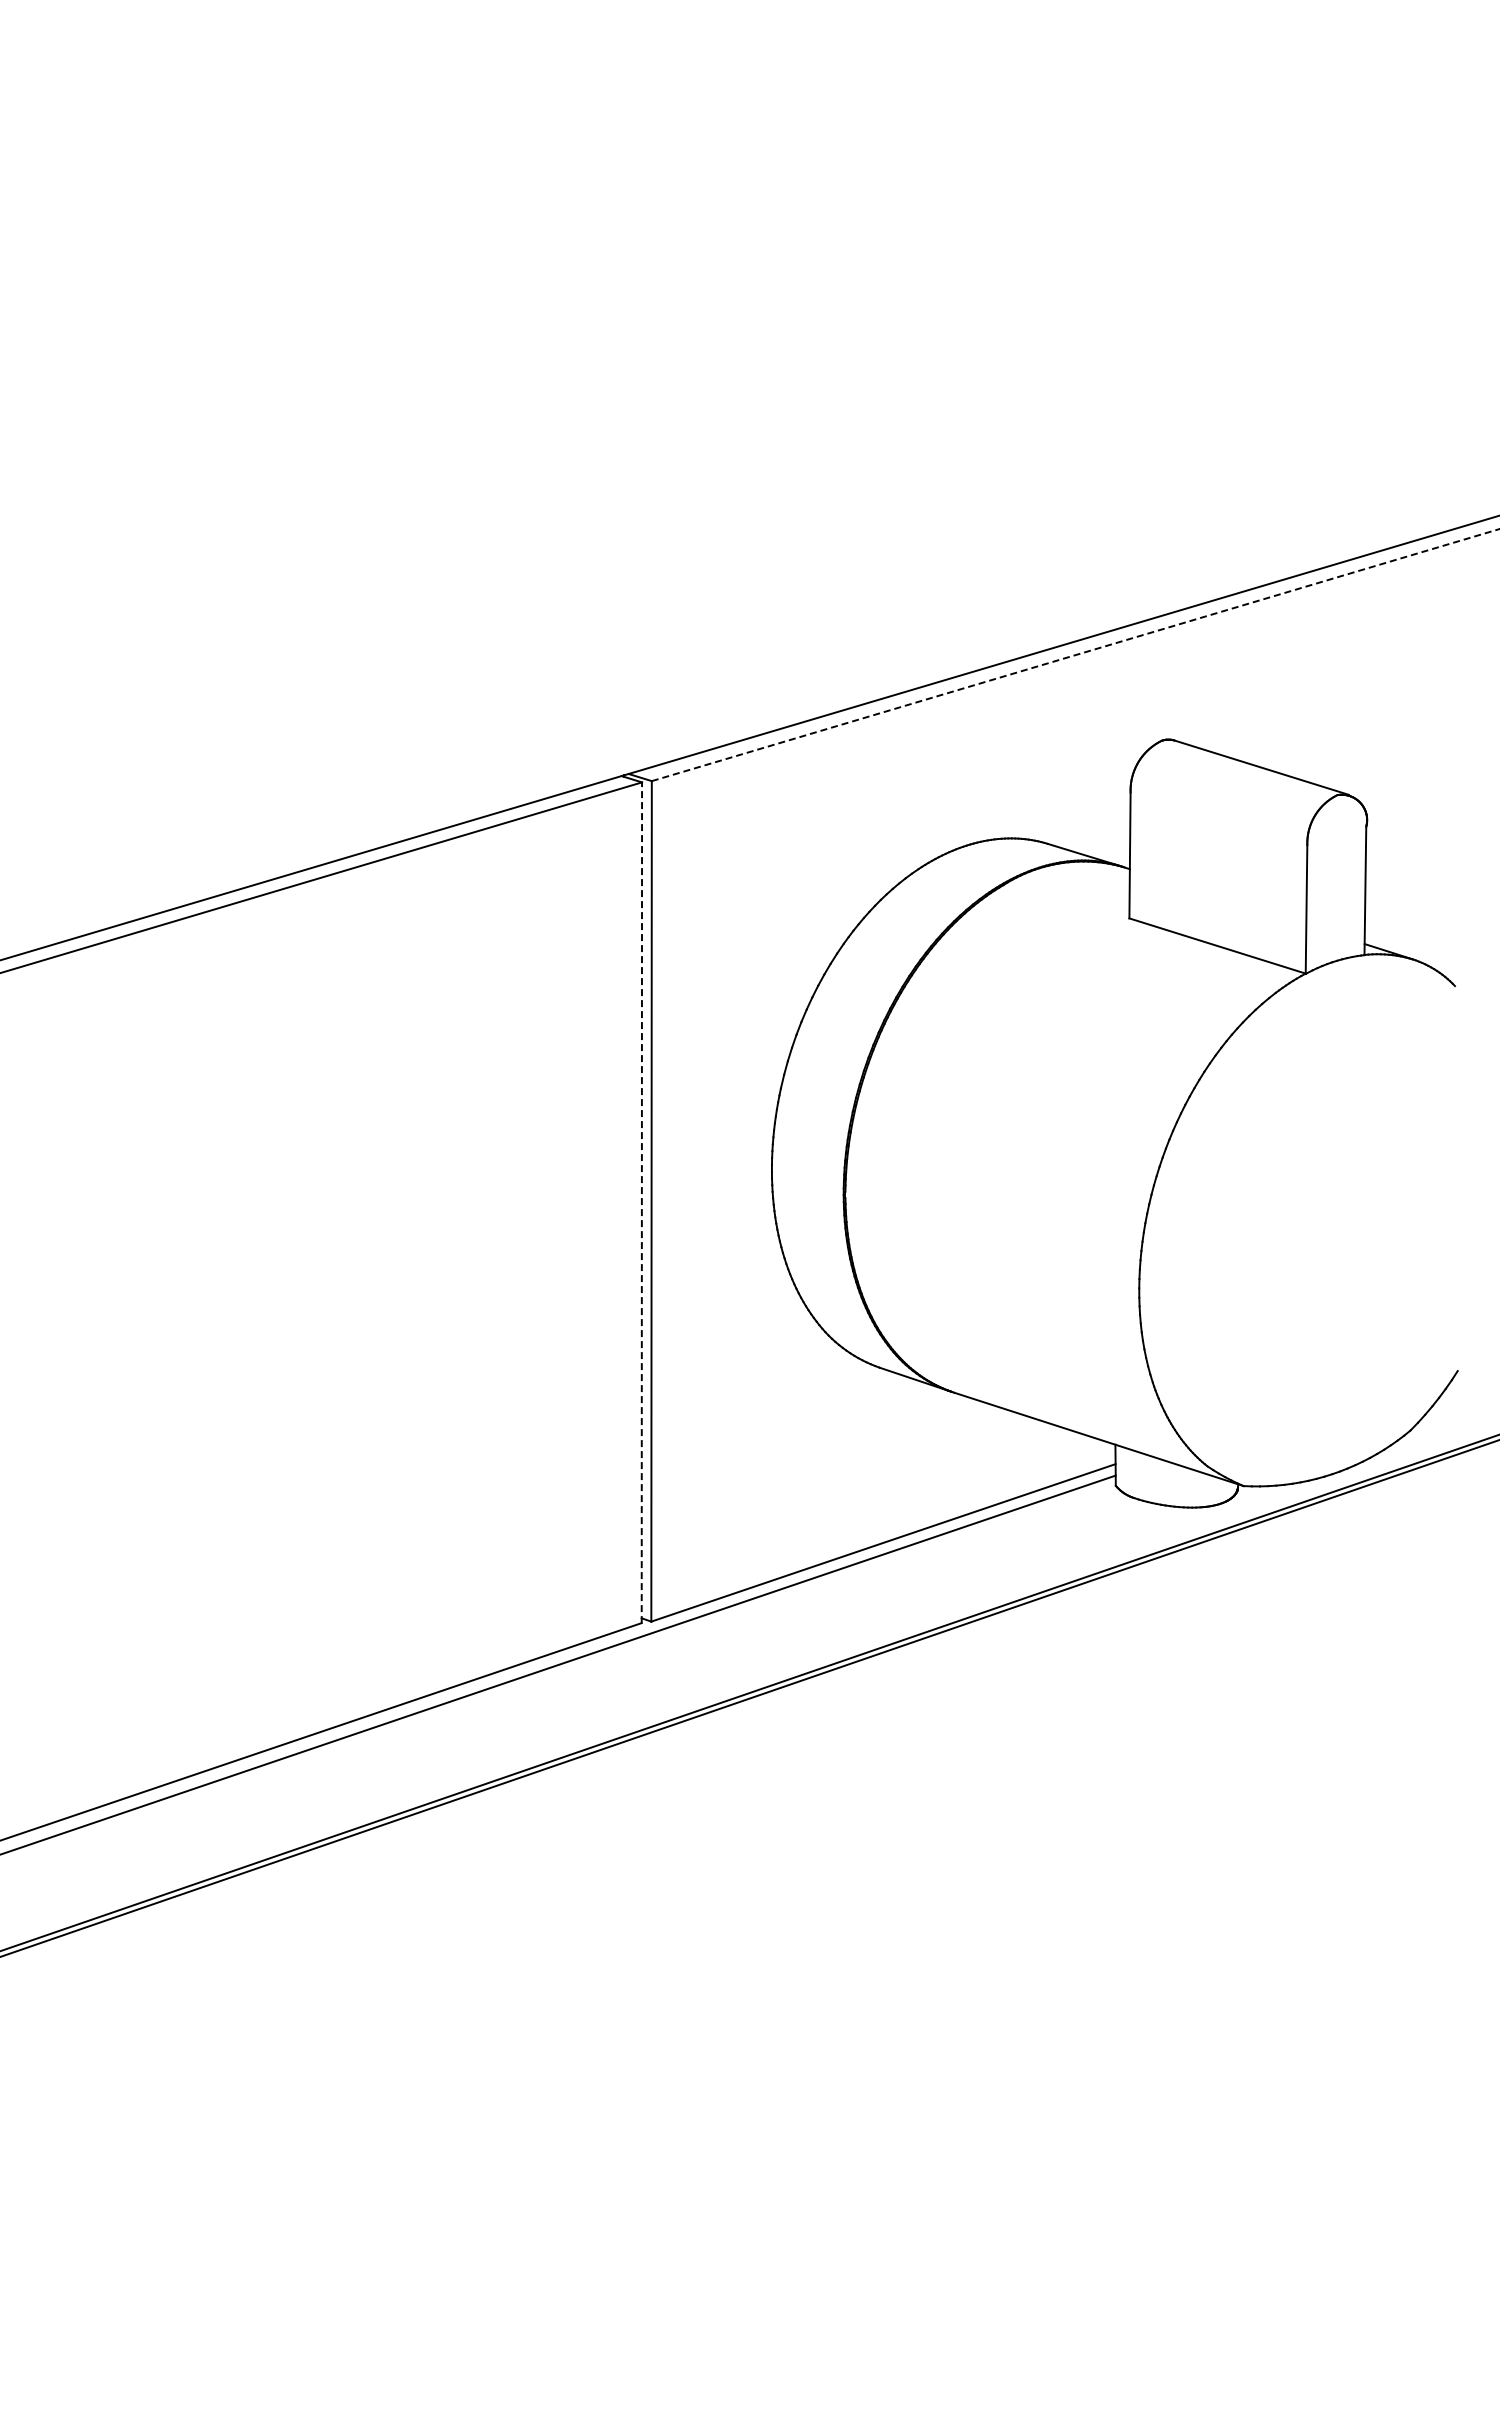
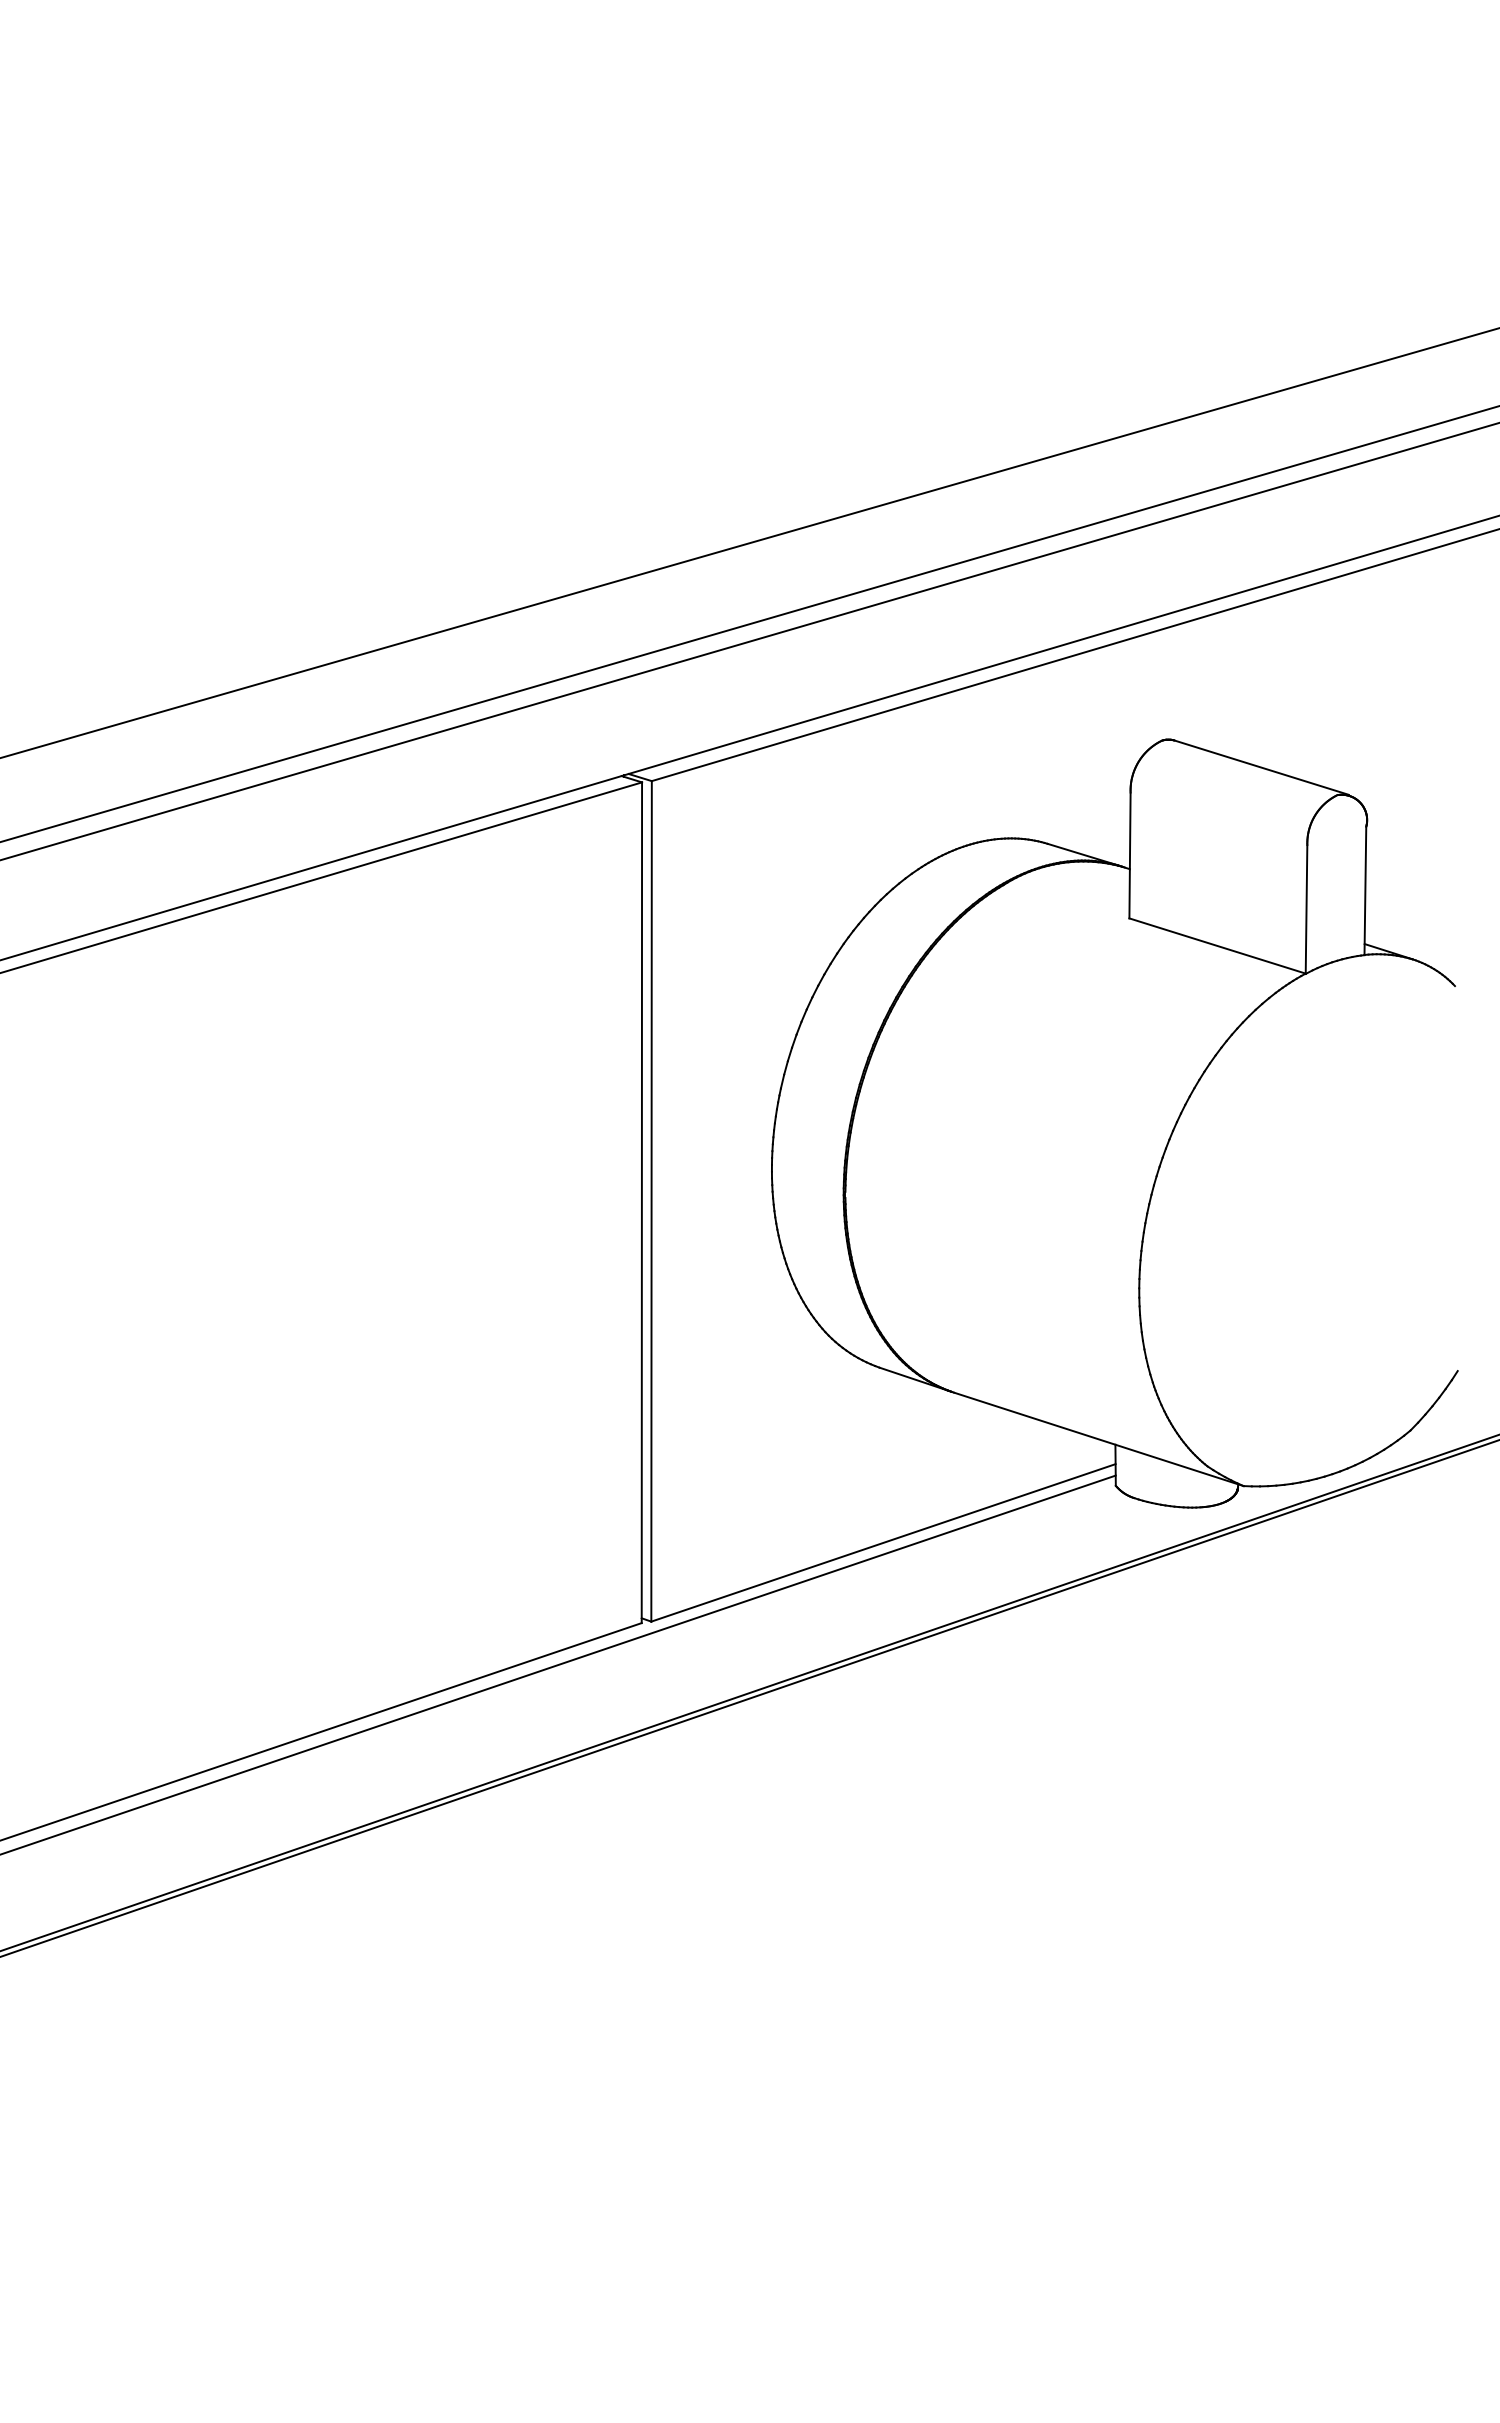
line: none -> present (749, 543)
line: none -> present (749, 624)
line: none -> present (749, 641)
line: dashed -> solid (1076, 654)
line: dashed -> solid (641, 1202)
